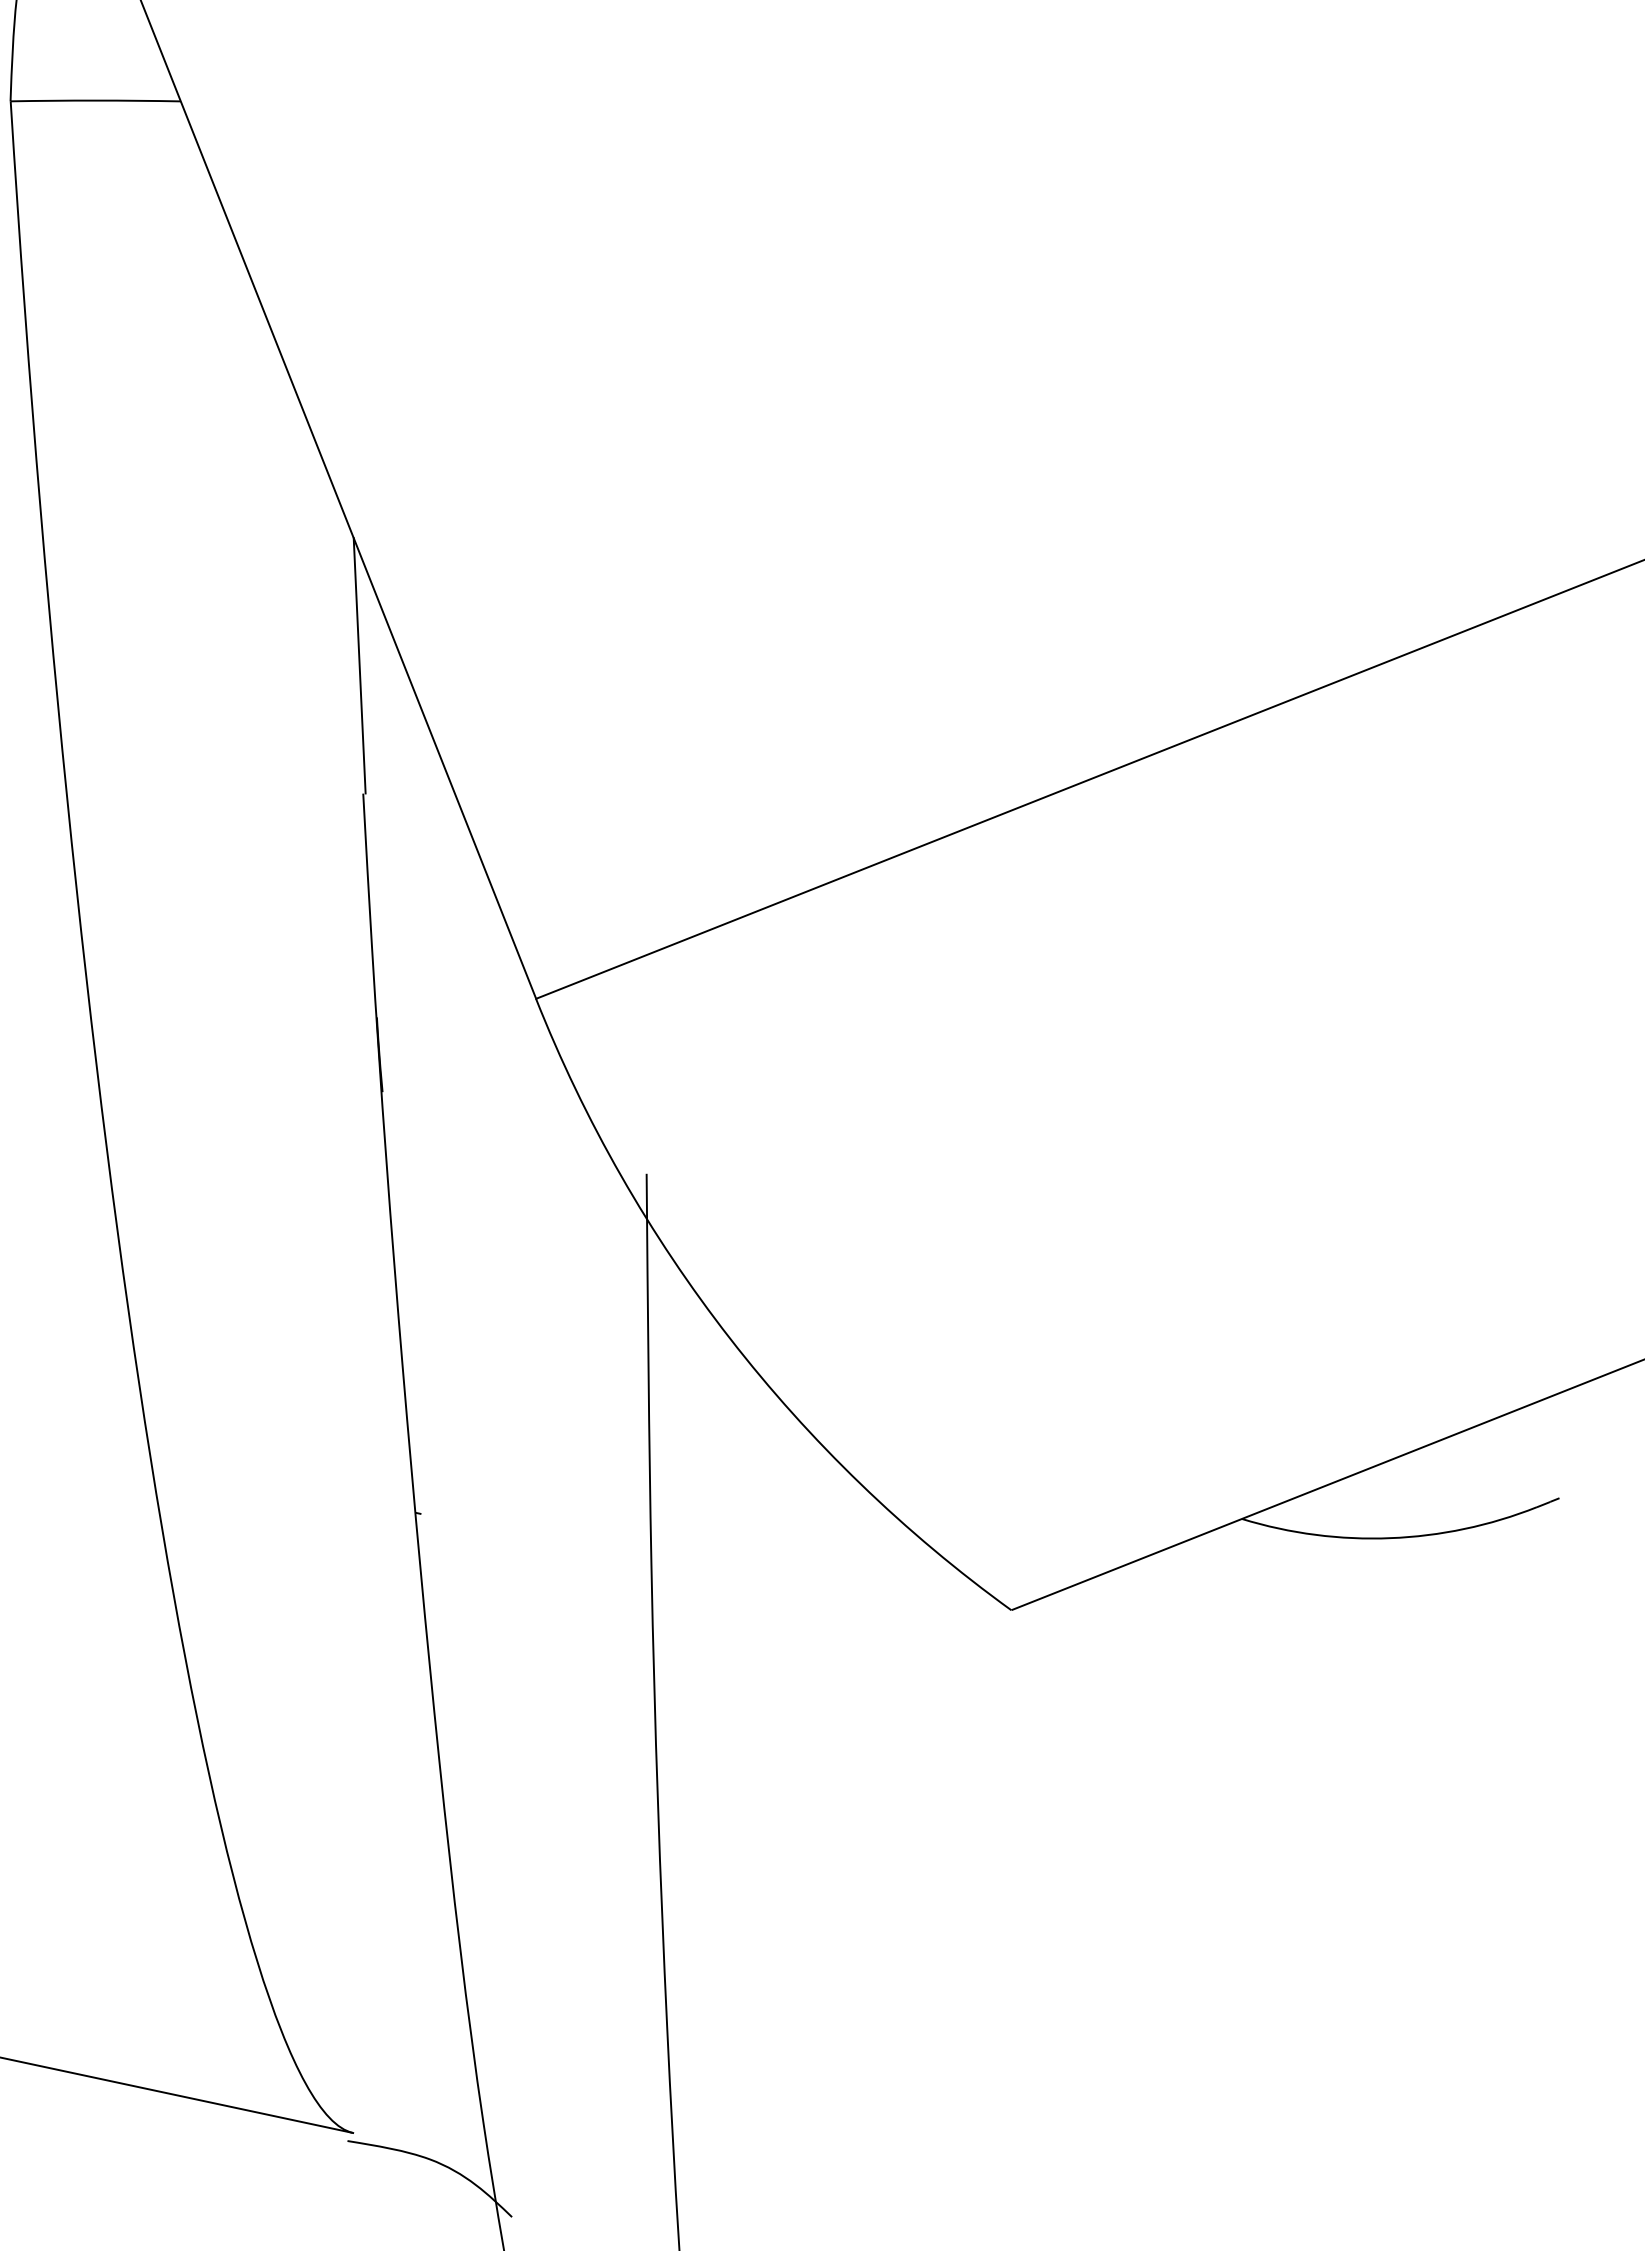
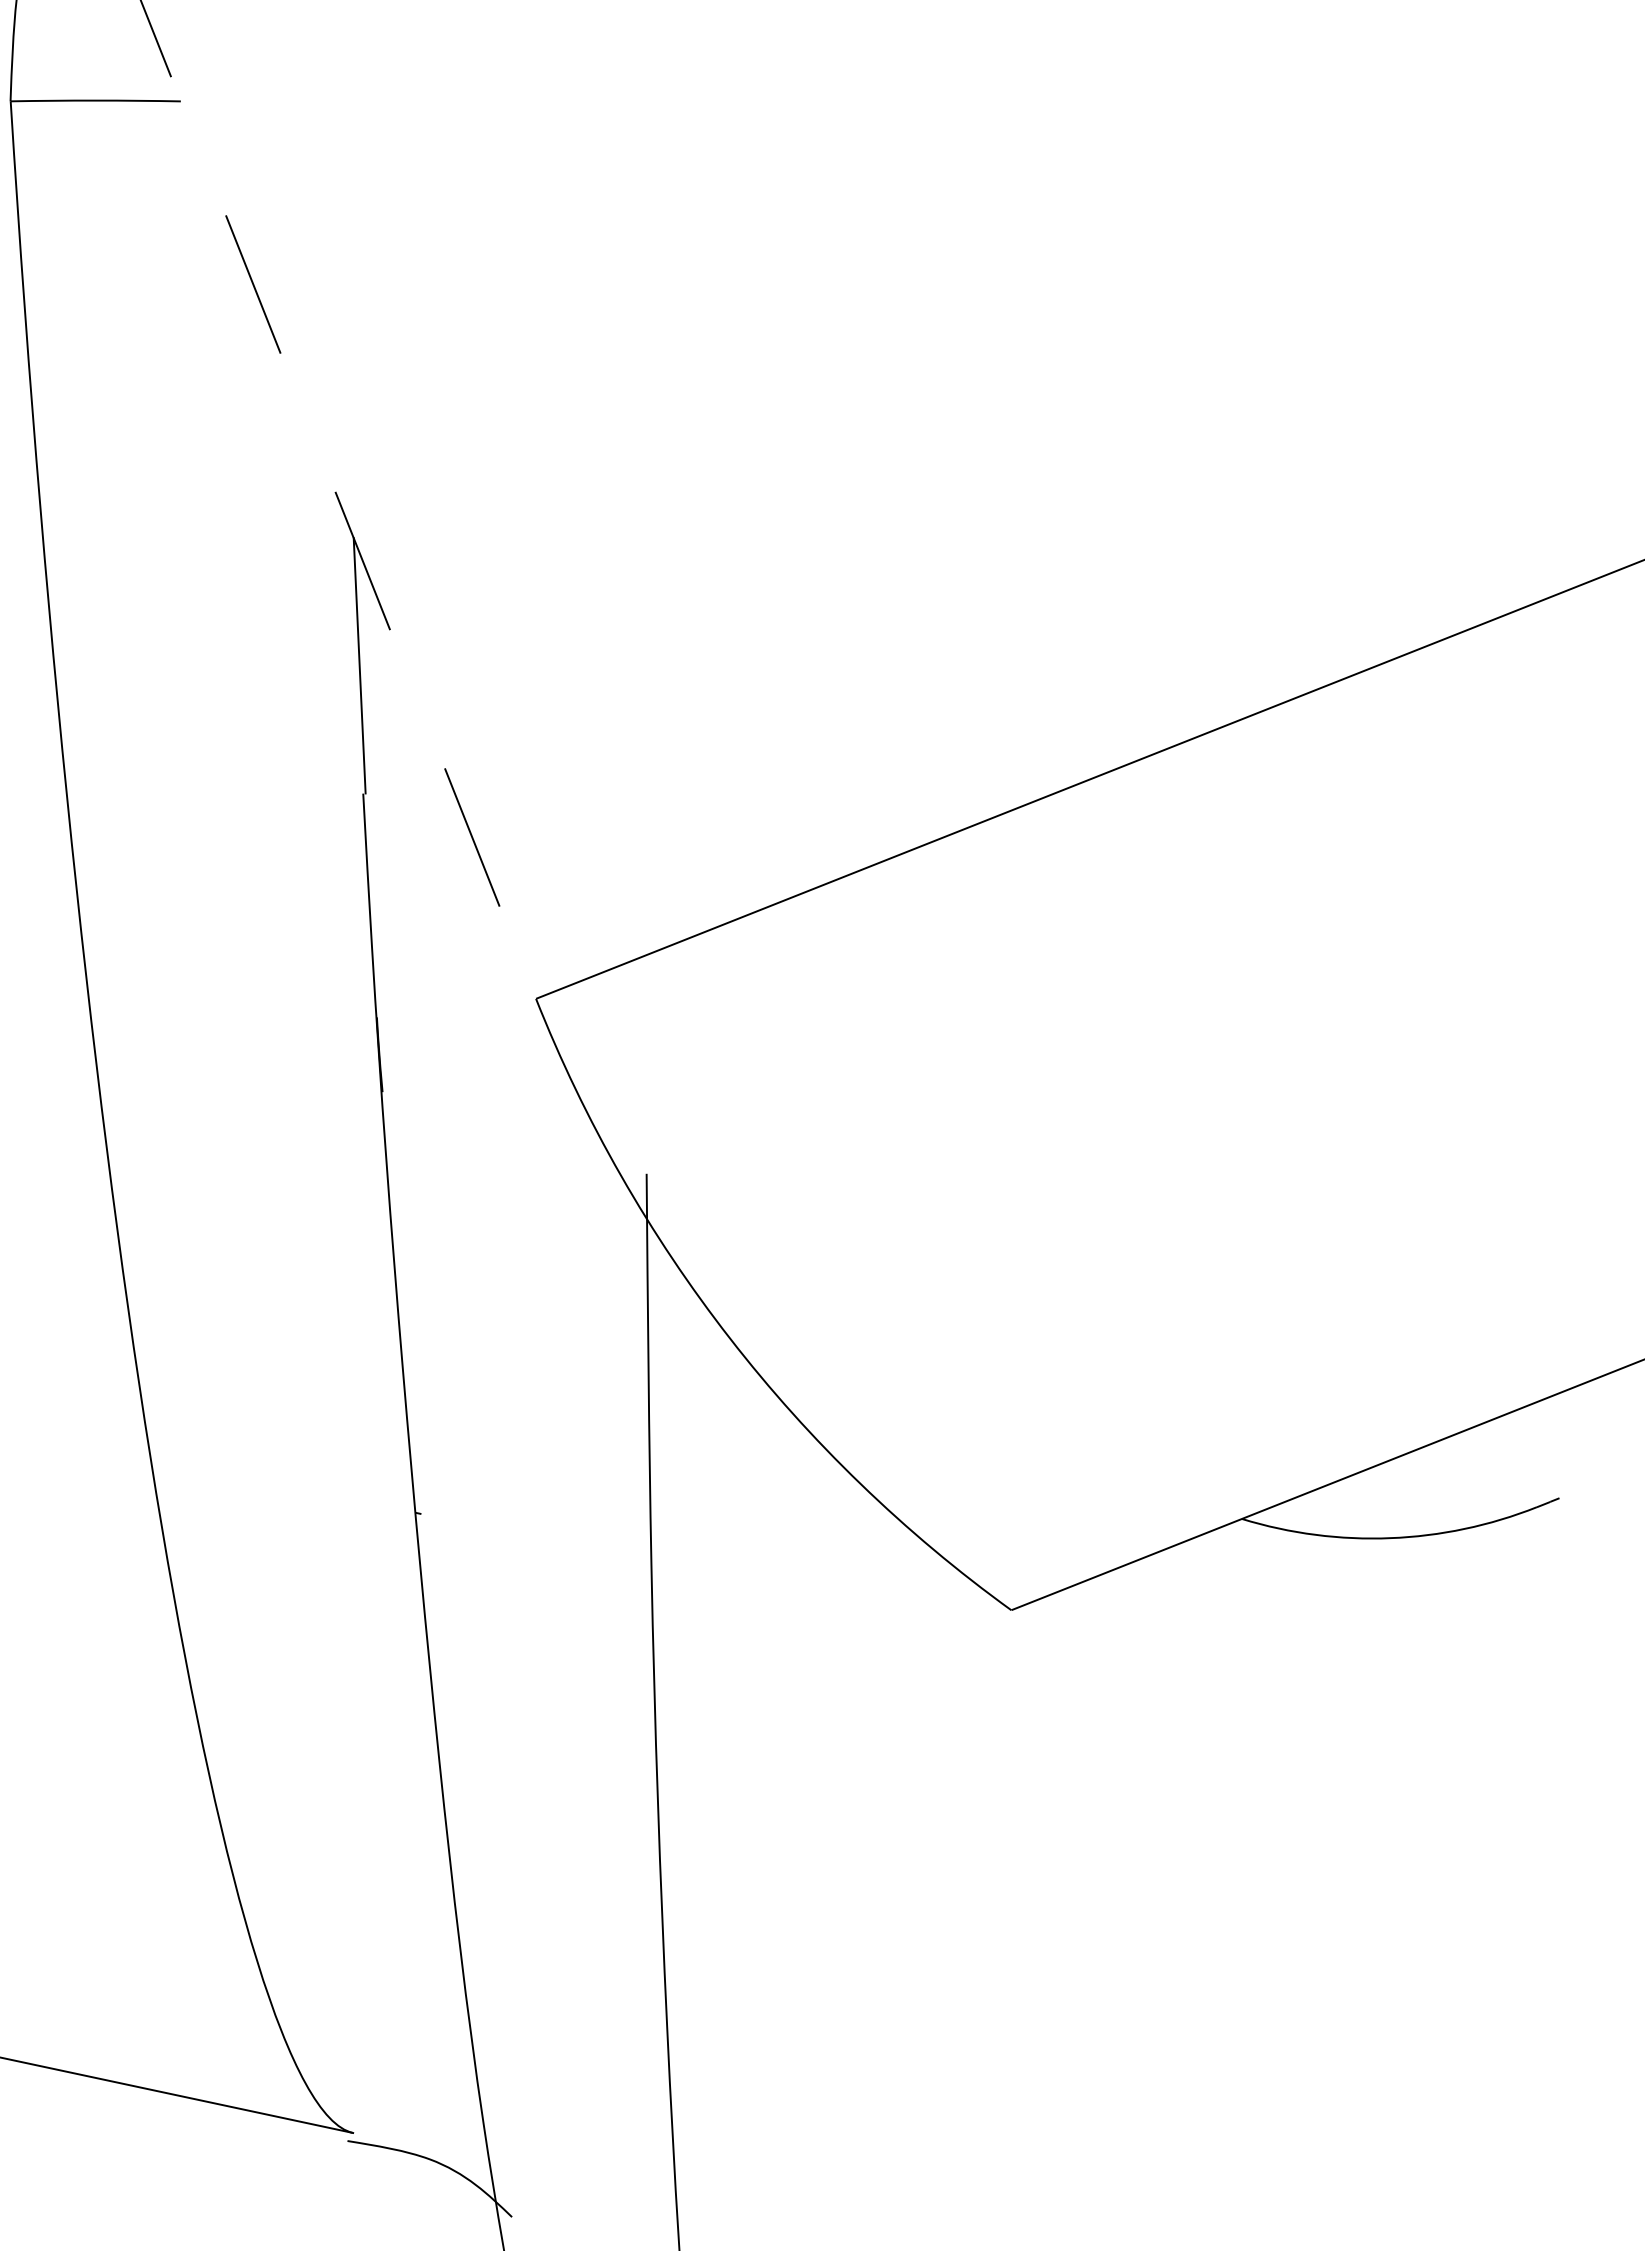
line: solid -> dashed (338, 499)
